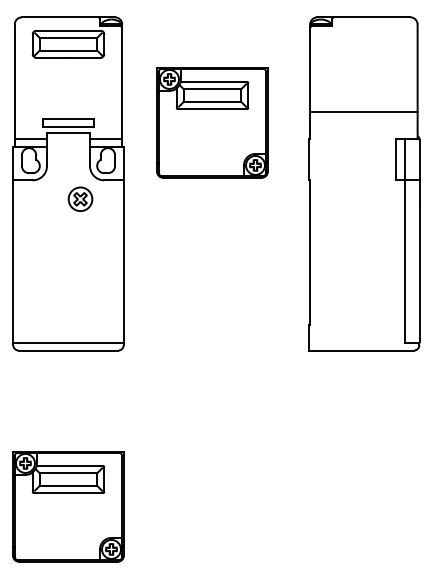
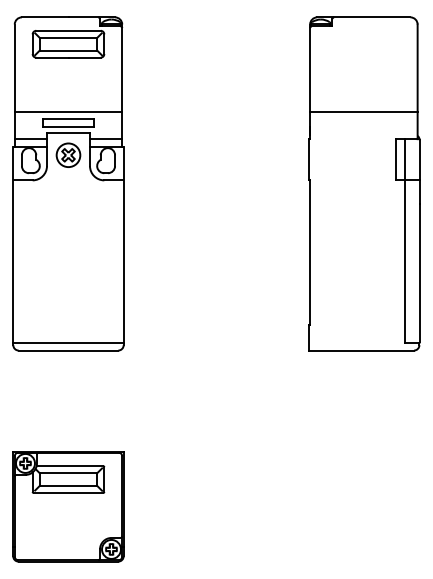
line: none -> present (68, 112)
part: present -> none (212, 122)
part position: (80, 198) -> (68, 154) (68, 154)
